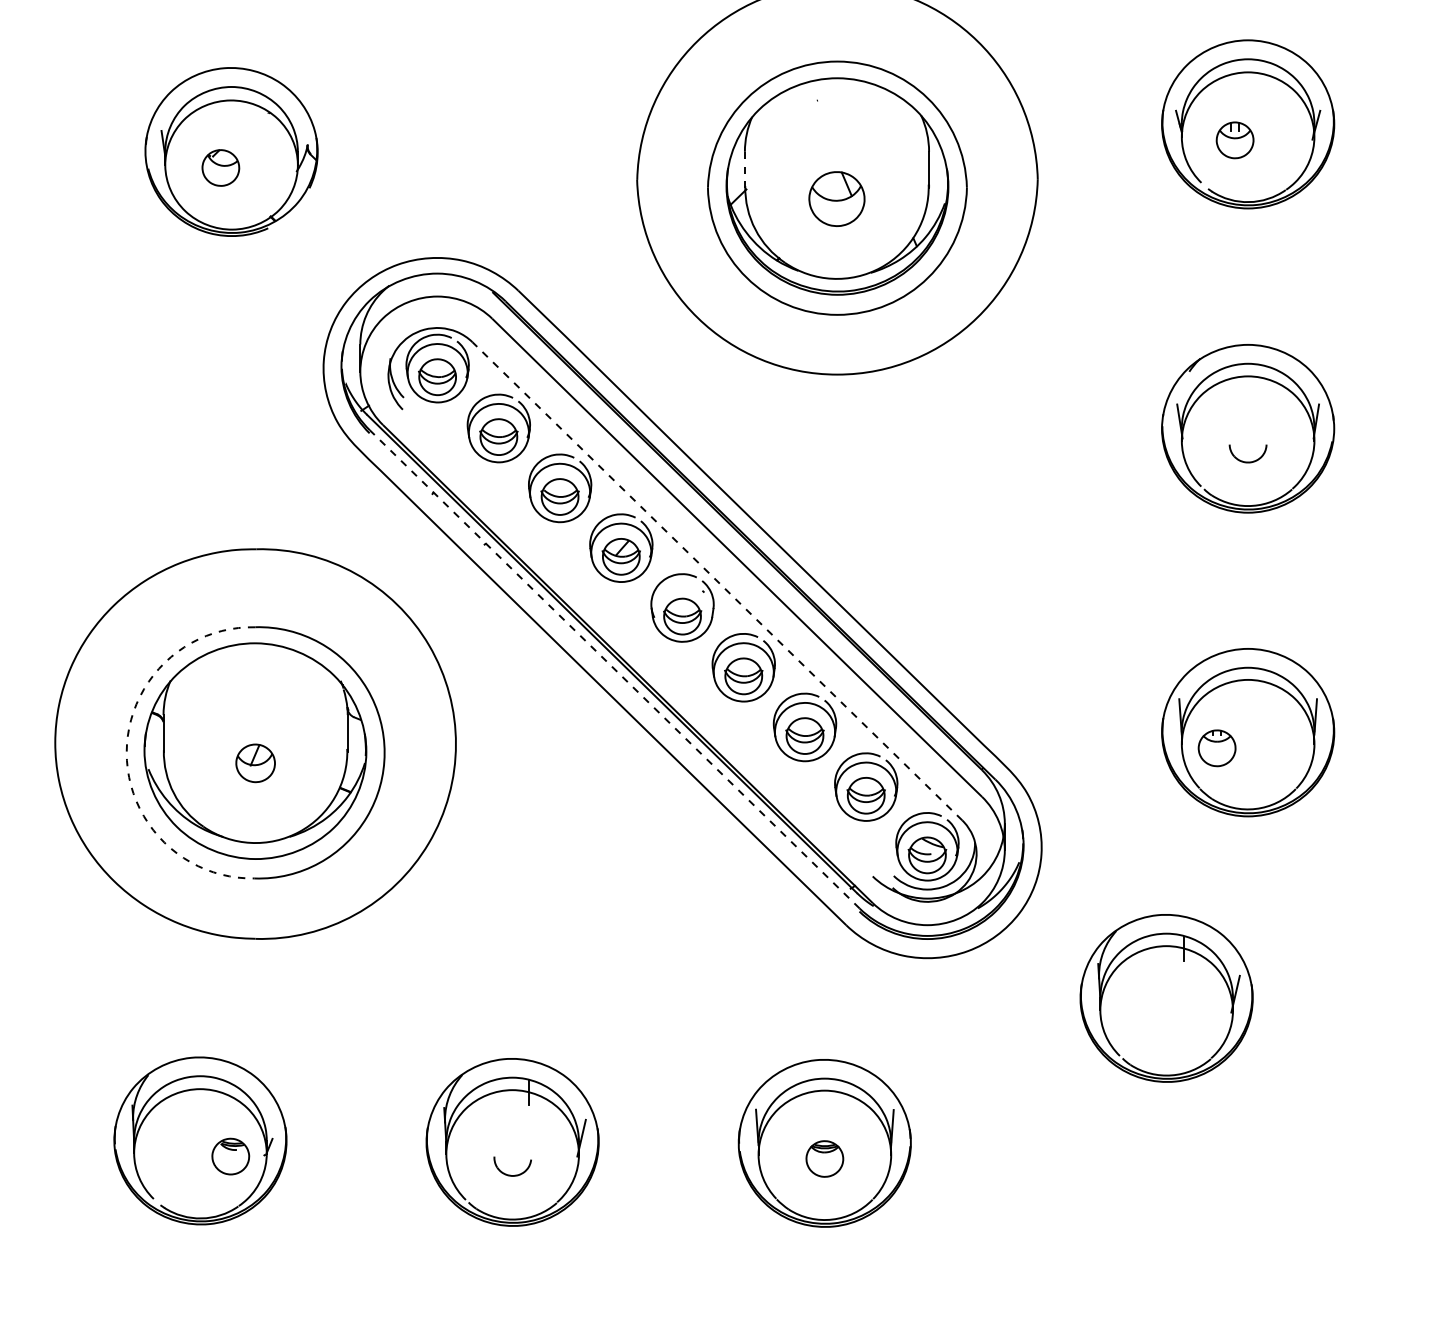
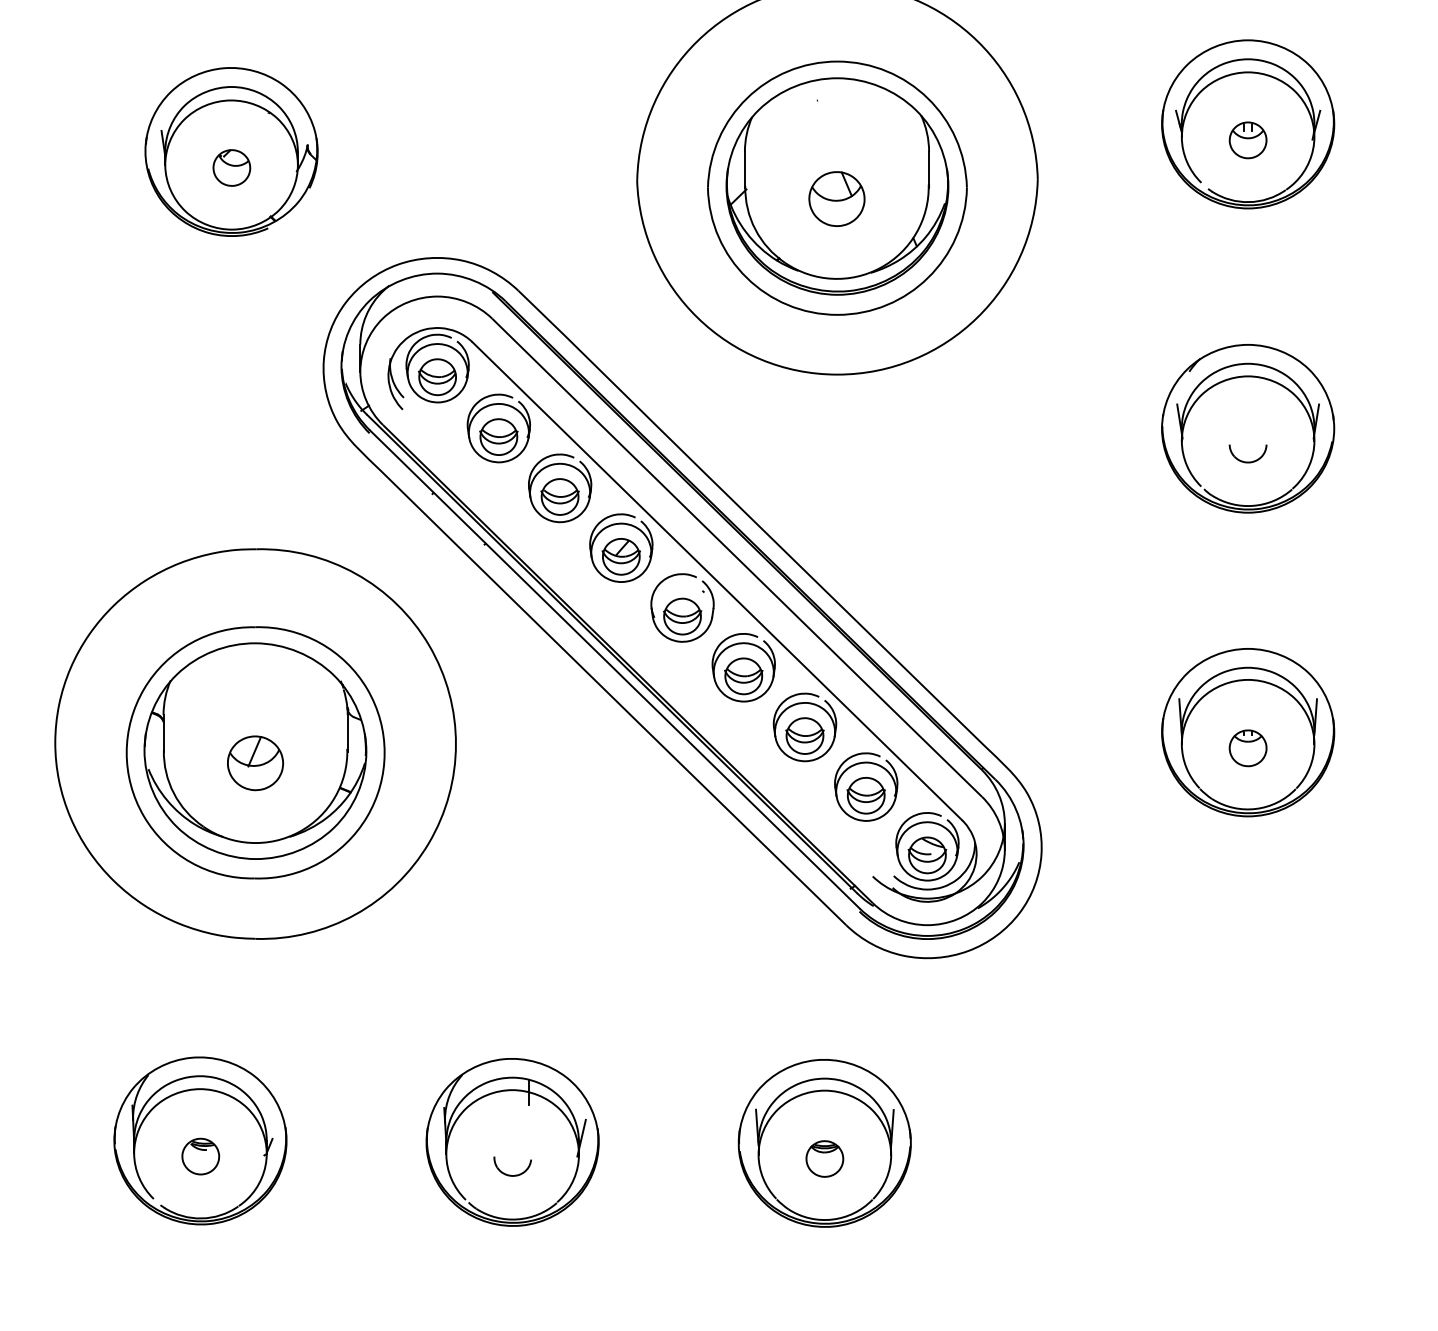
part position: (1234, 140) -> (1247, 140) (1247, 140)
part position: (220, 167) -> (231, 167) (231, 167)
line: dashed -> solid (744, 169)
line: dashed -> solid (717, 580)
line: dashed -> solid (614, 669)
part position: (1216, 748) -> (1247, 748) (1247, 748)
arc: dashed -> solid (126, 752)
part size: 41x41 px -> 58x57 px (255, 763)
part: present -> none (1166, 998)
part position: (230, 1156) -> (200, 1156) (200, 1156)
